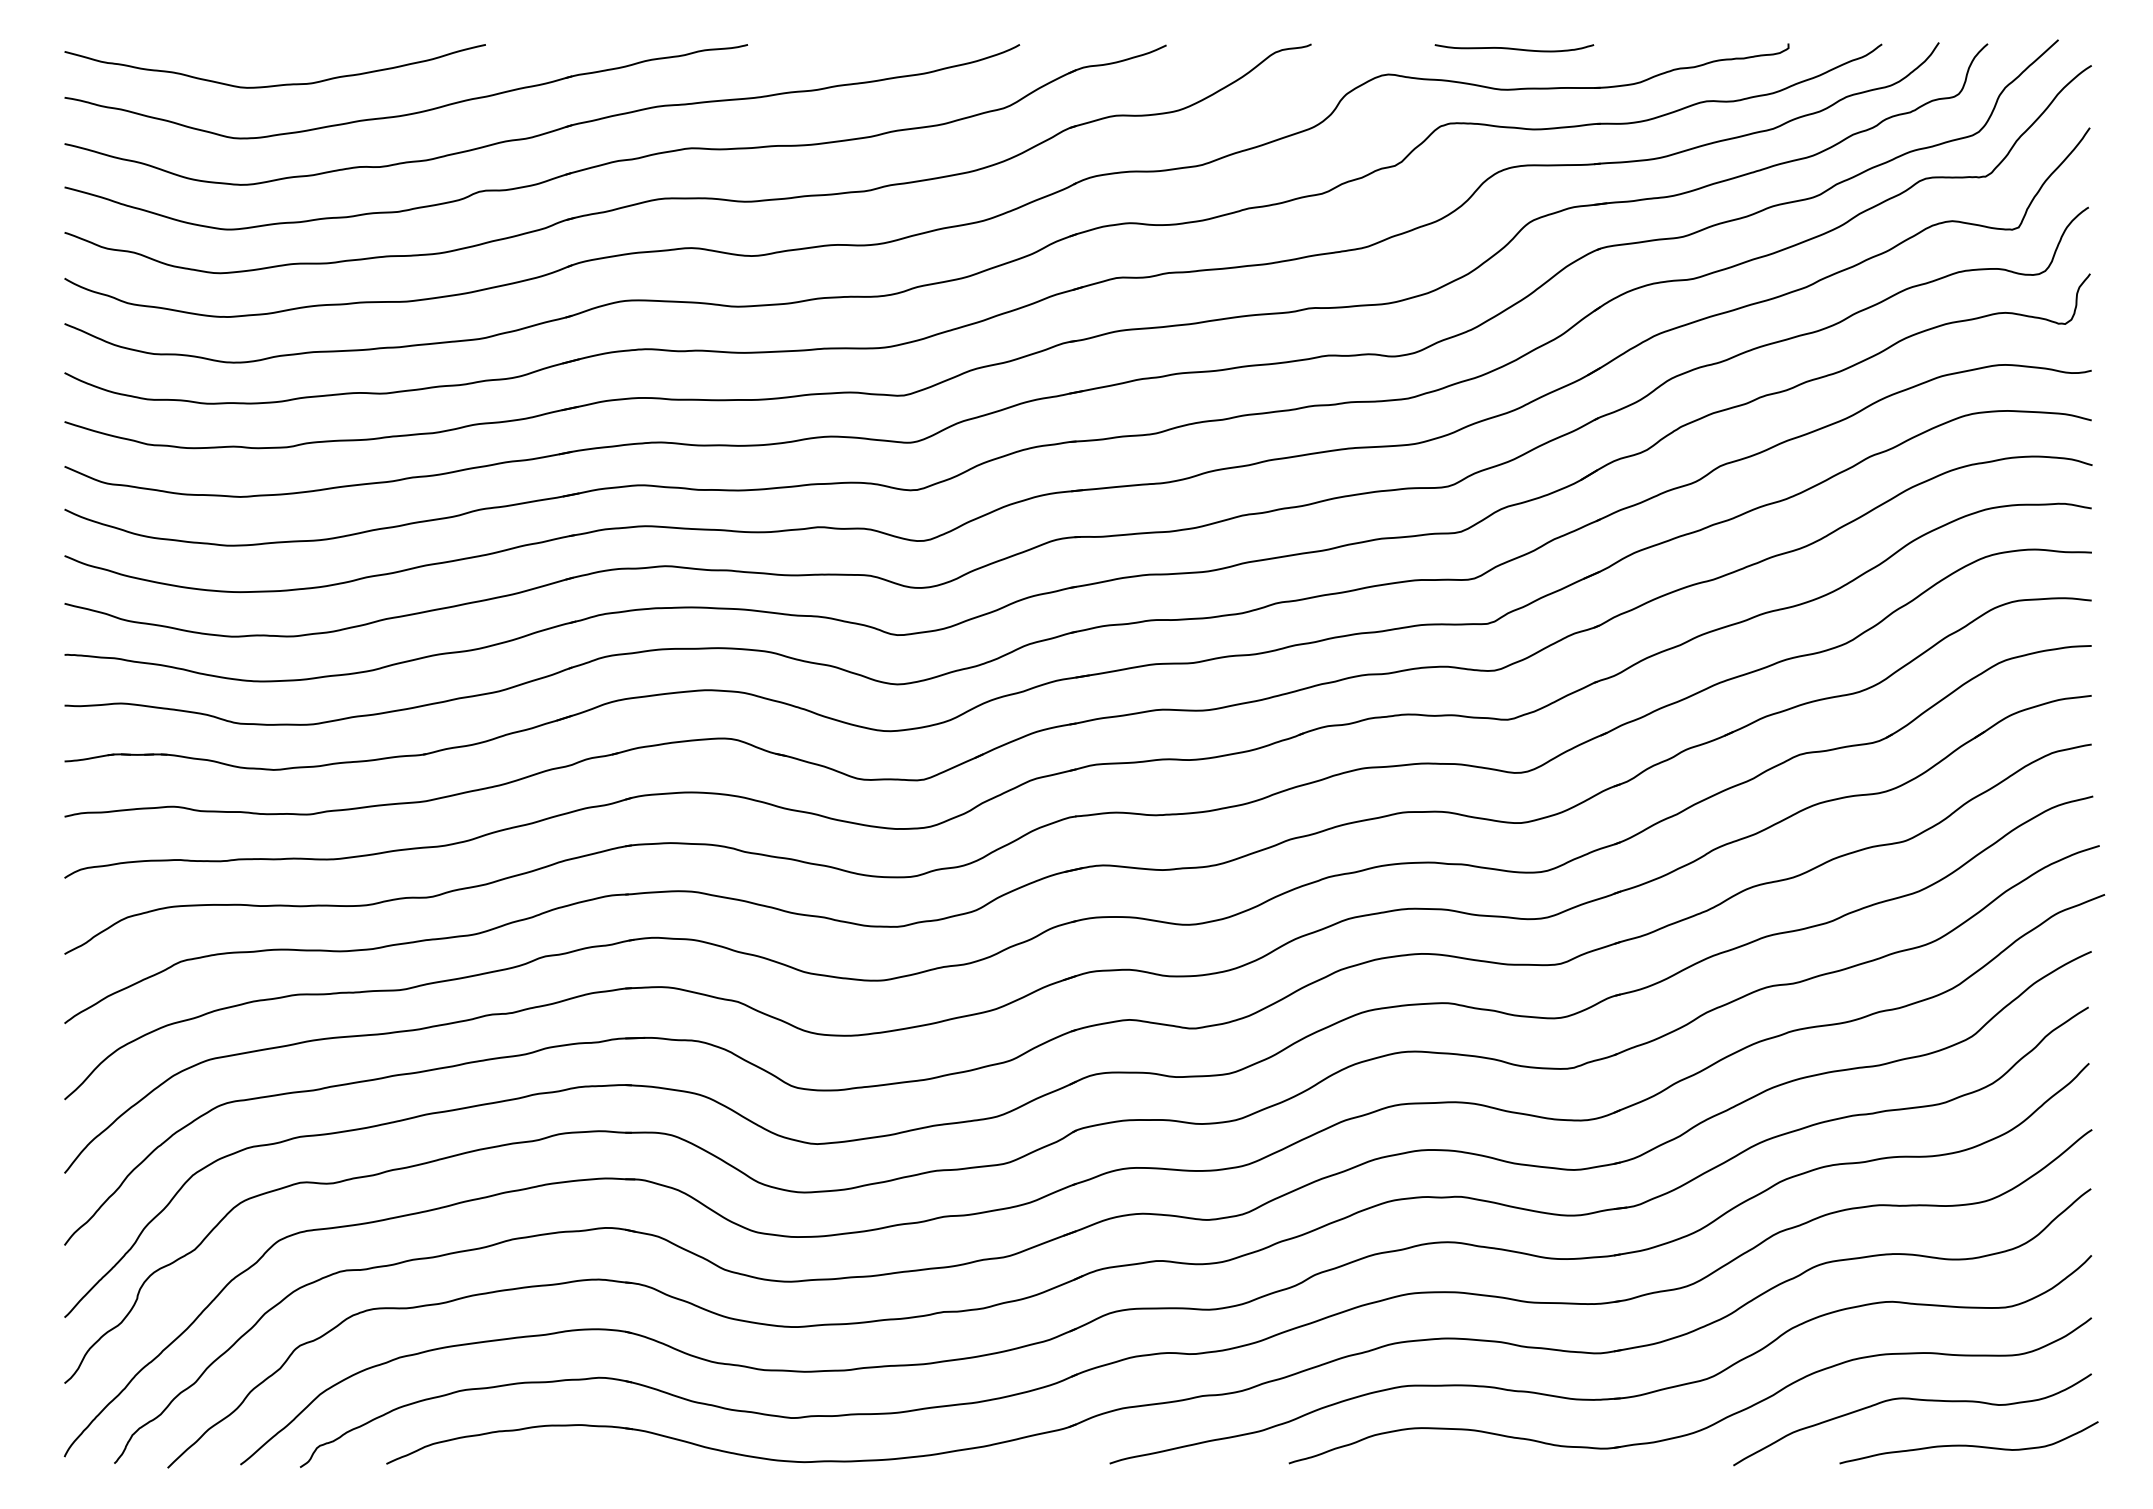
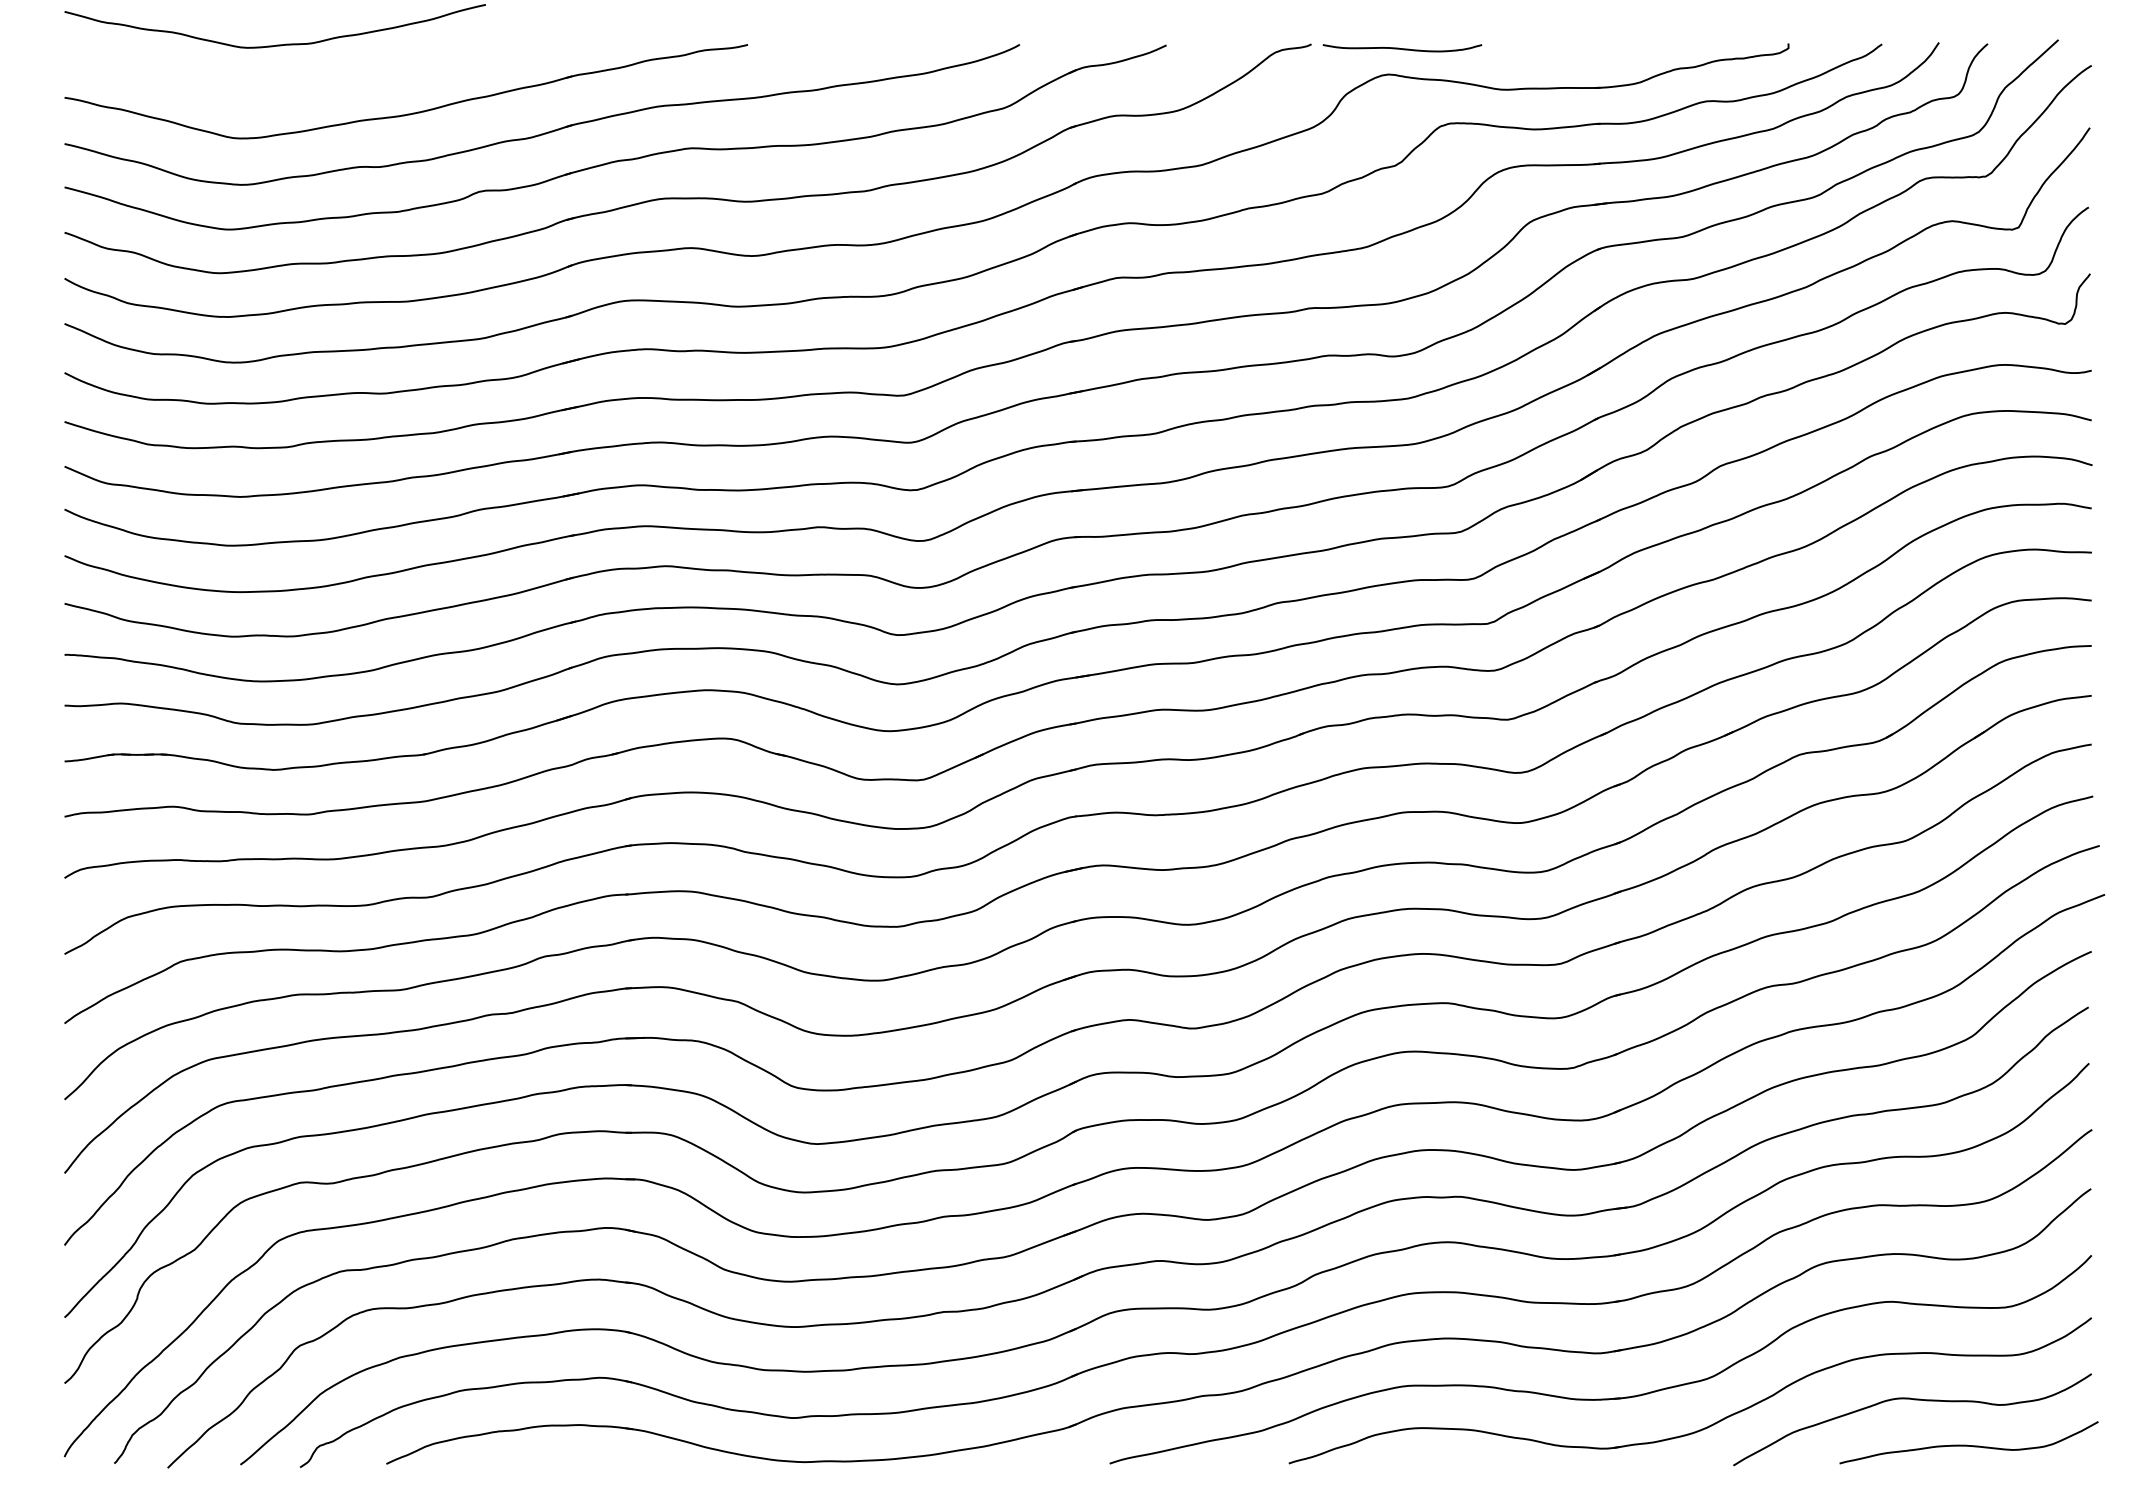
curve position: (1514, 48) -> (1402, 48) (1402, 48)
curve position: (276, 84) -> (276, 44) (276, 44)
